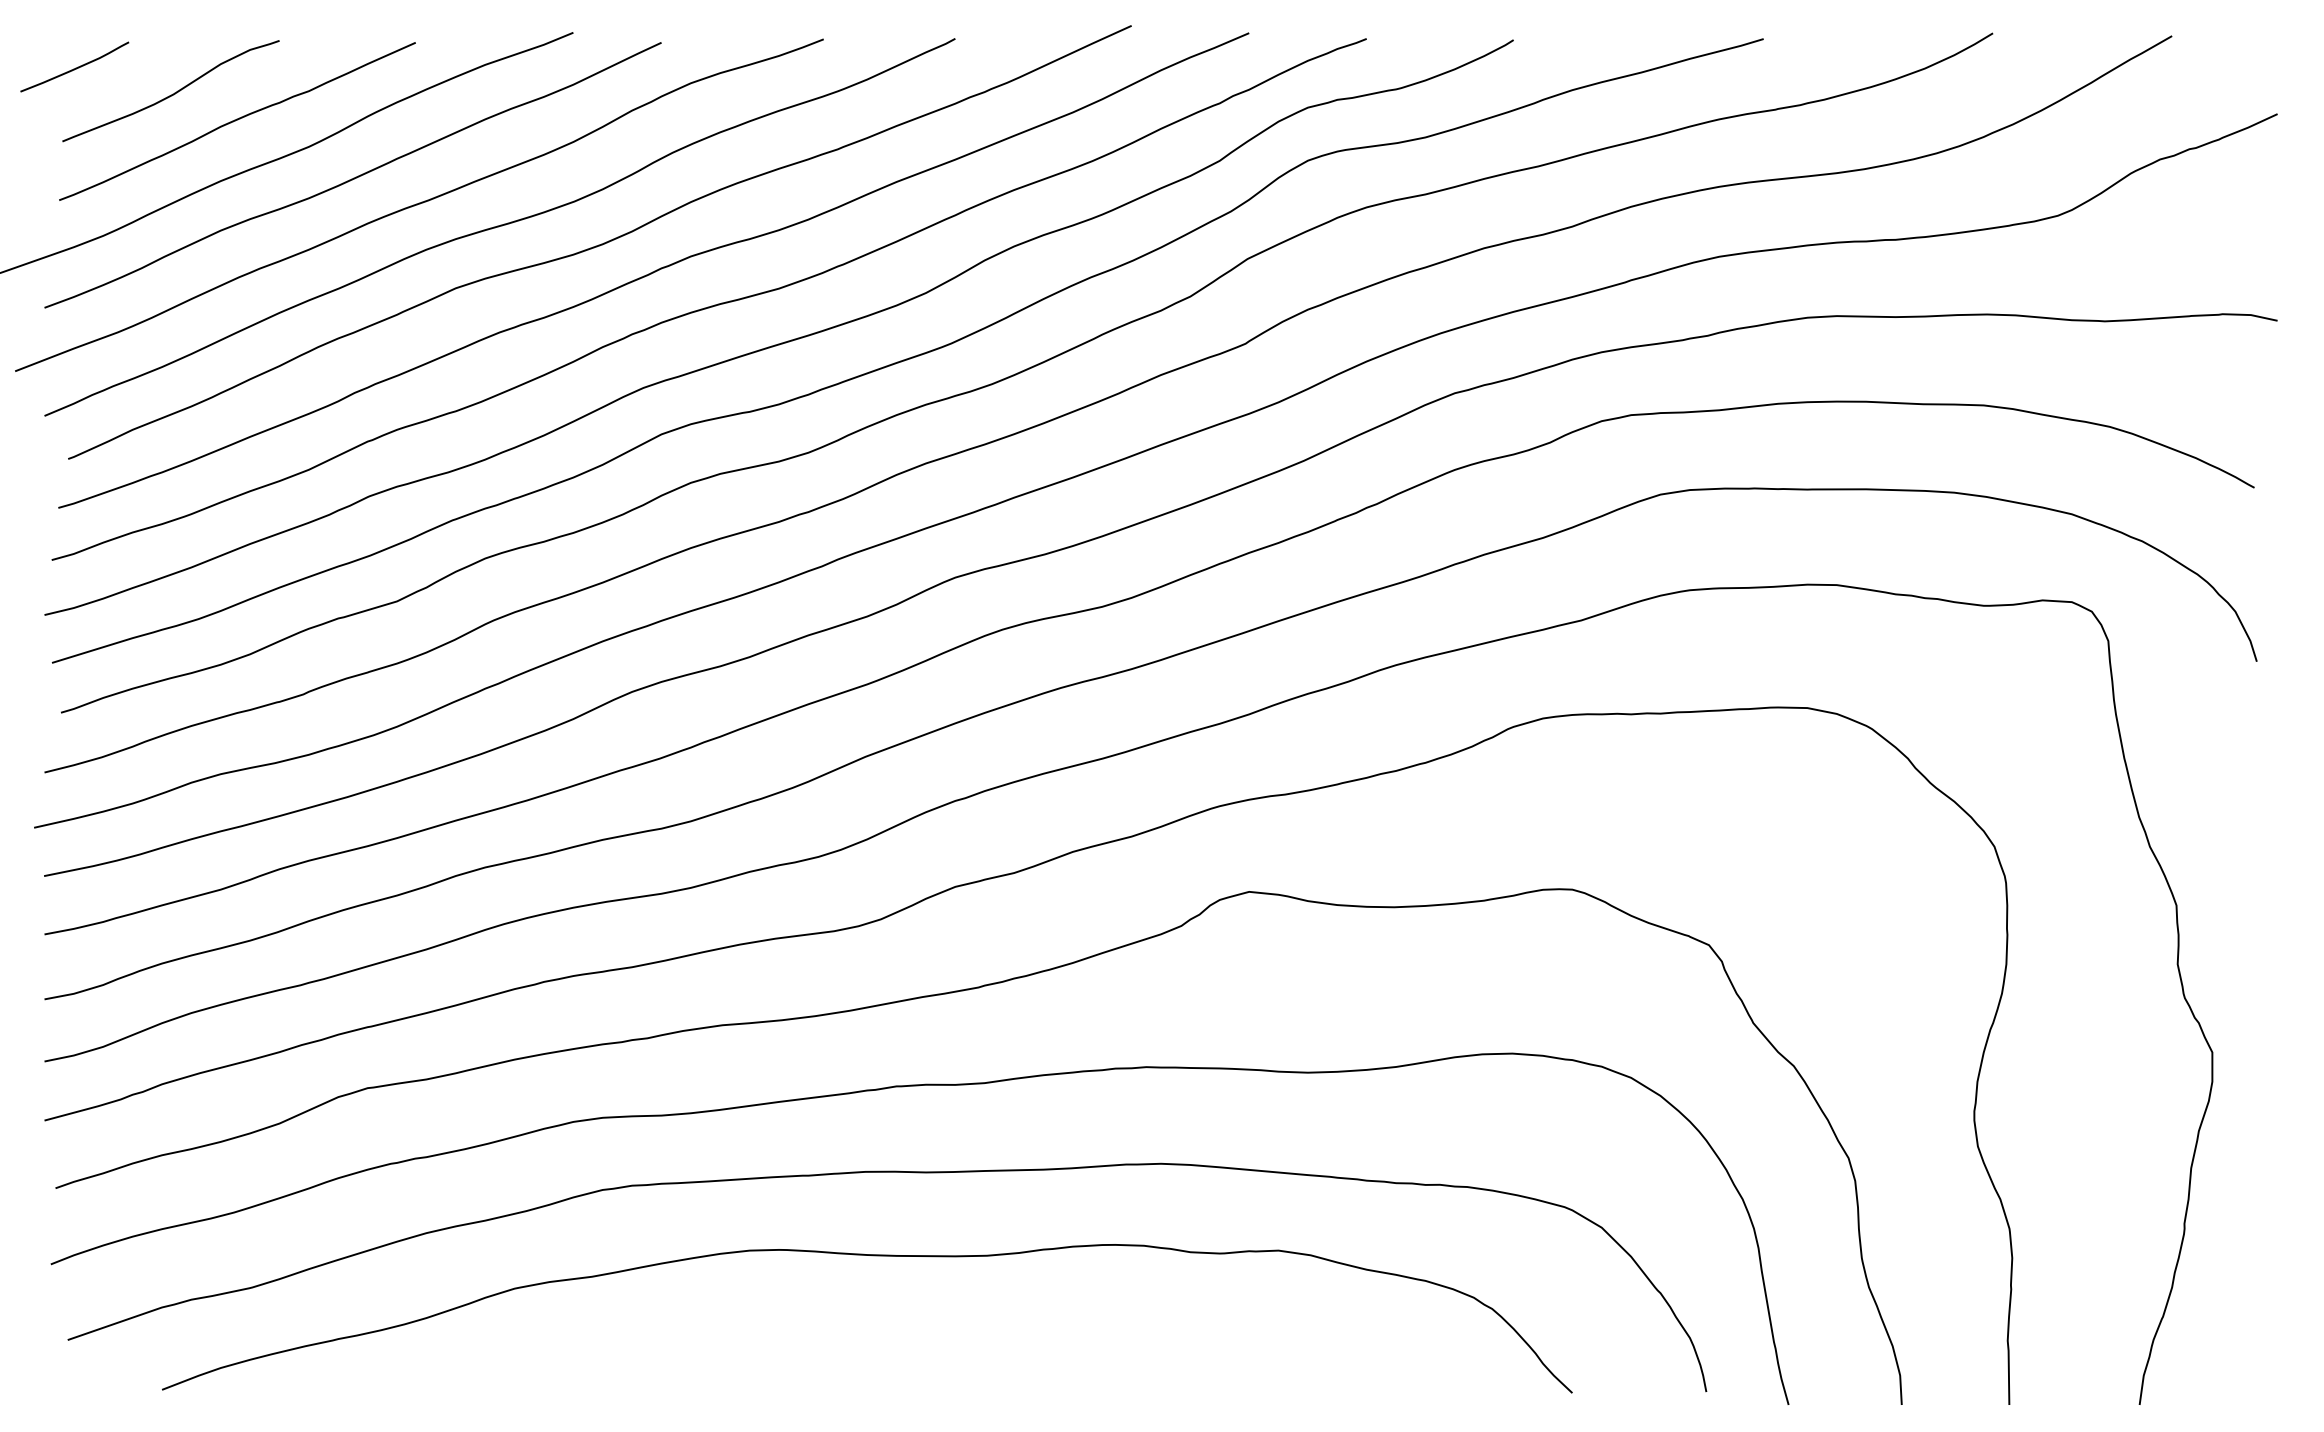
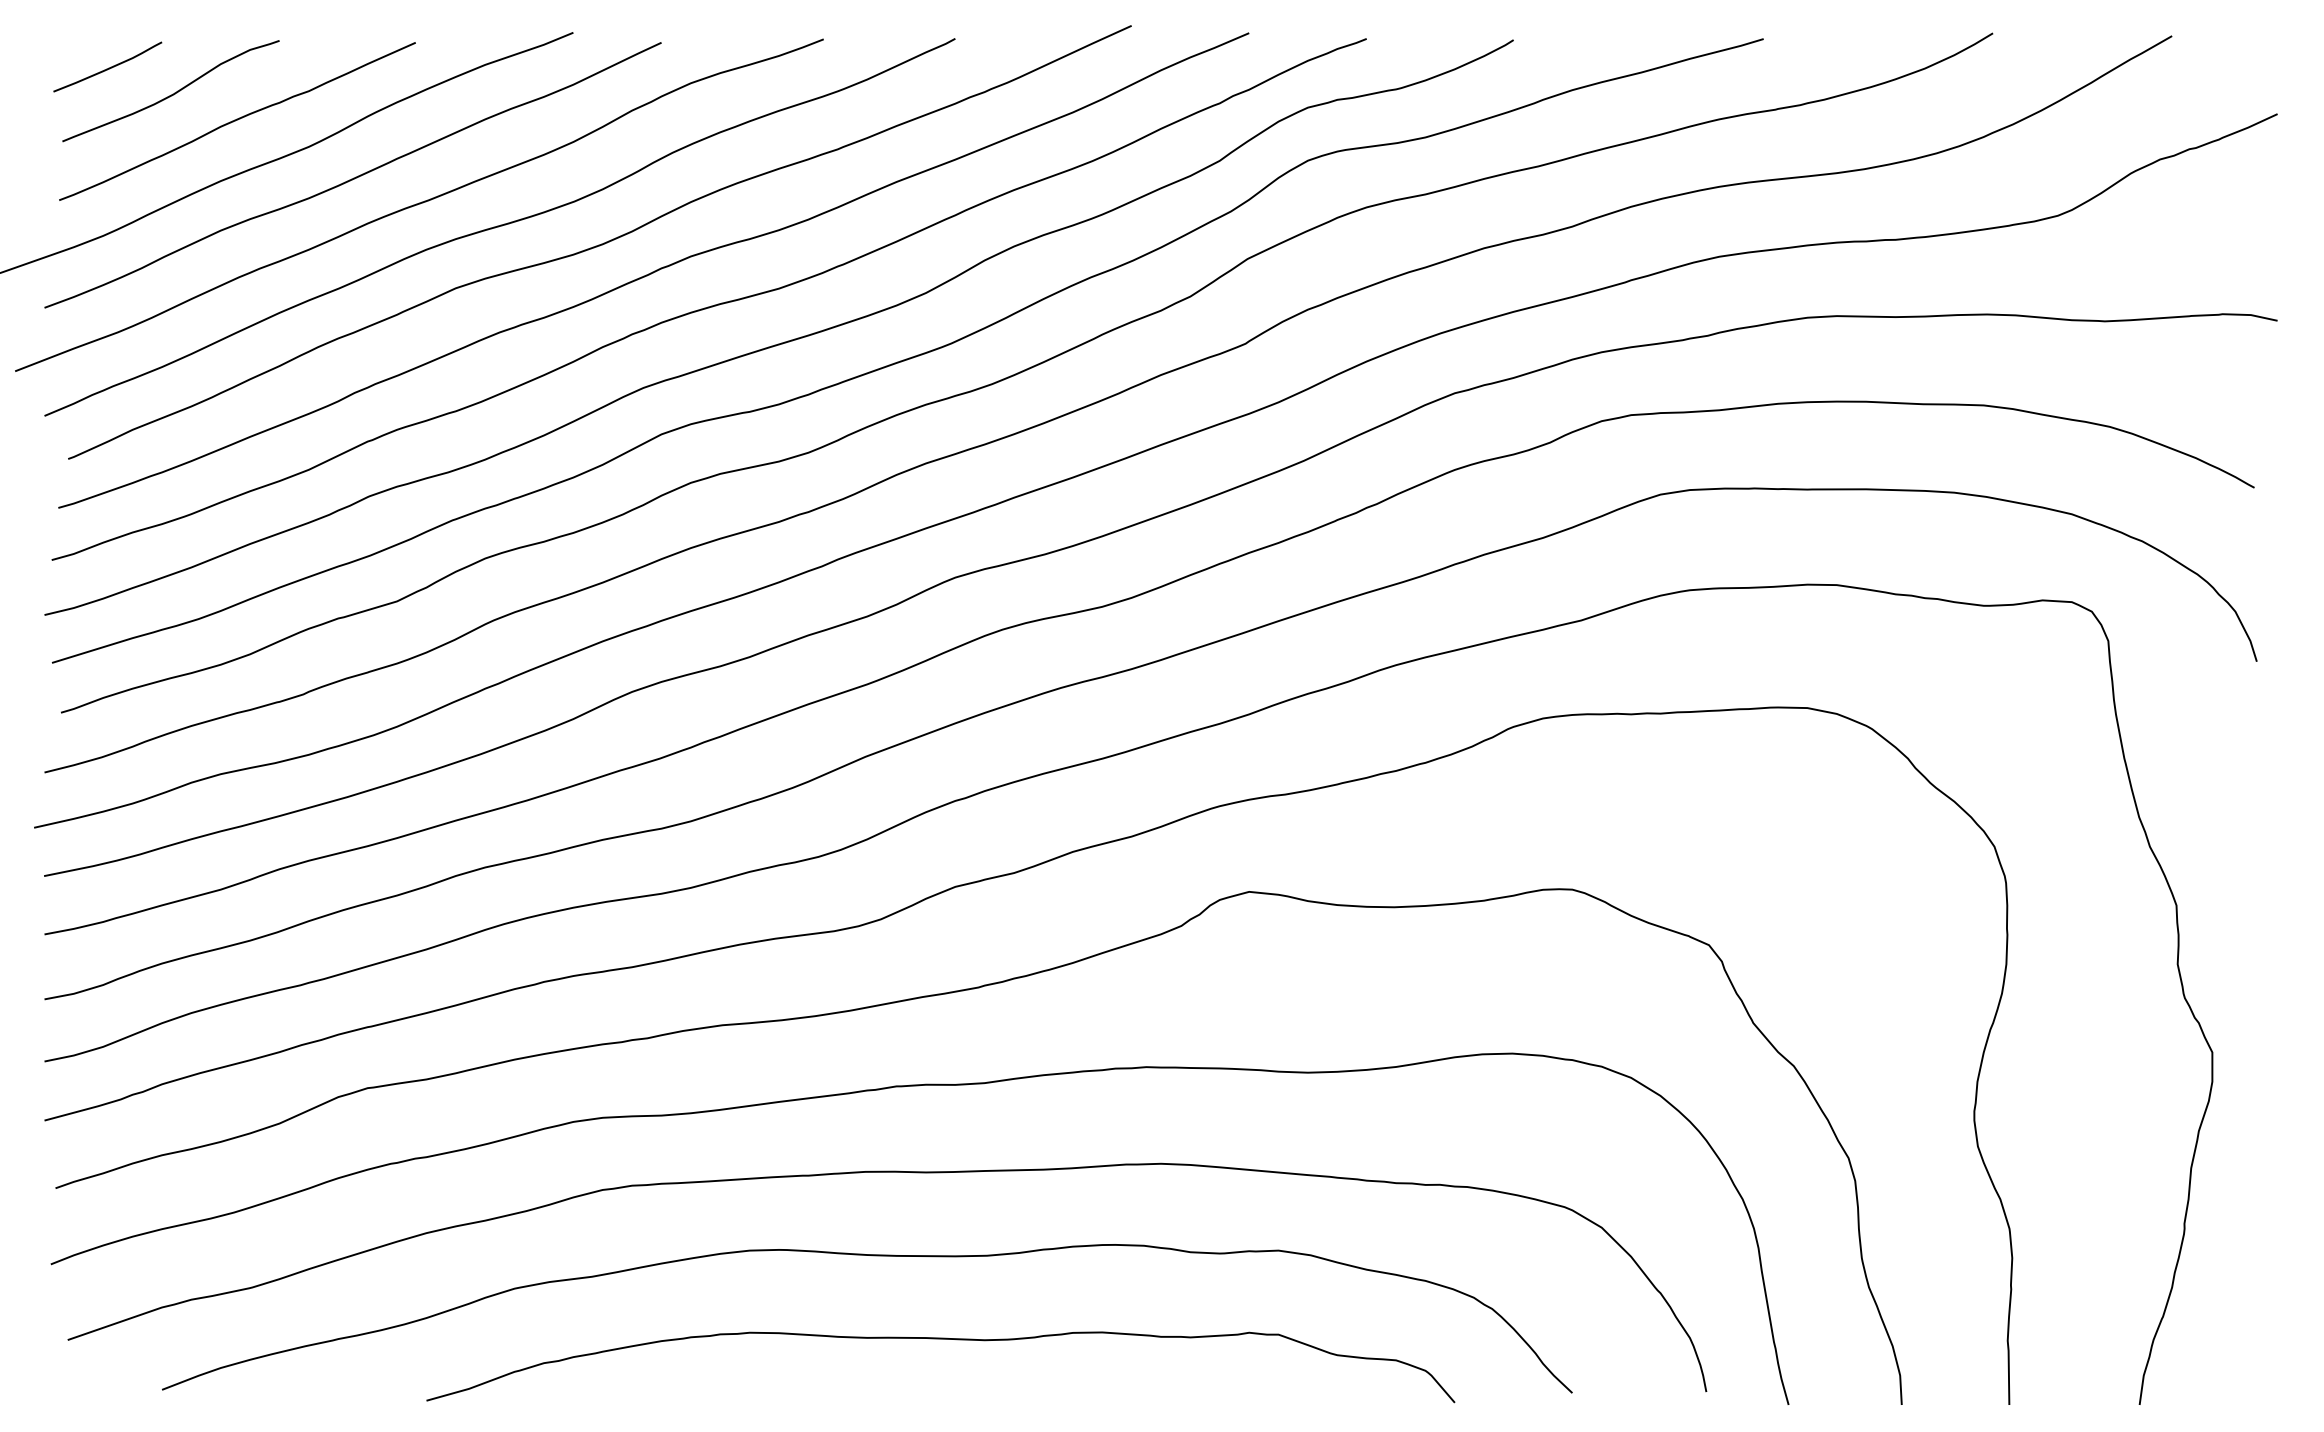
curve position: (75, 67) -> (108, 67) (108, 67)
curve: none -> present (940, 1339)
